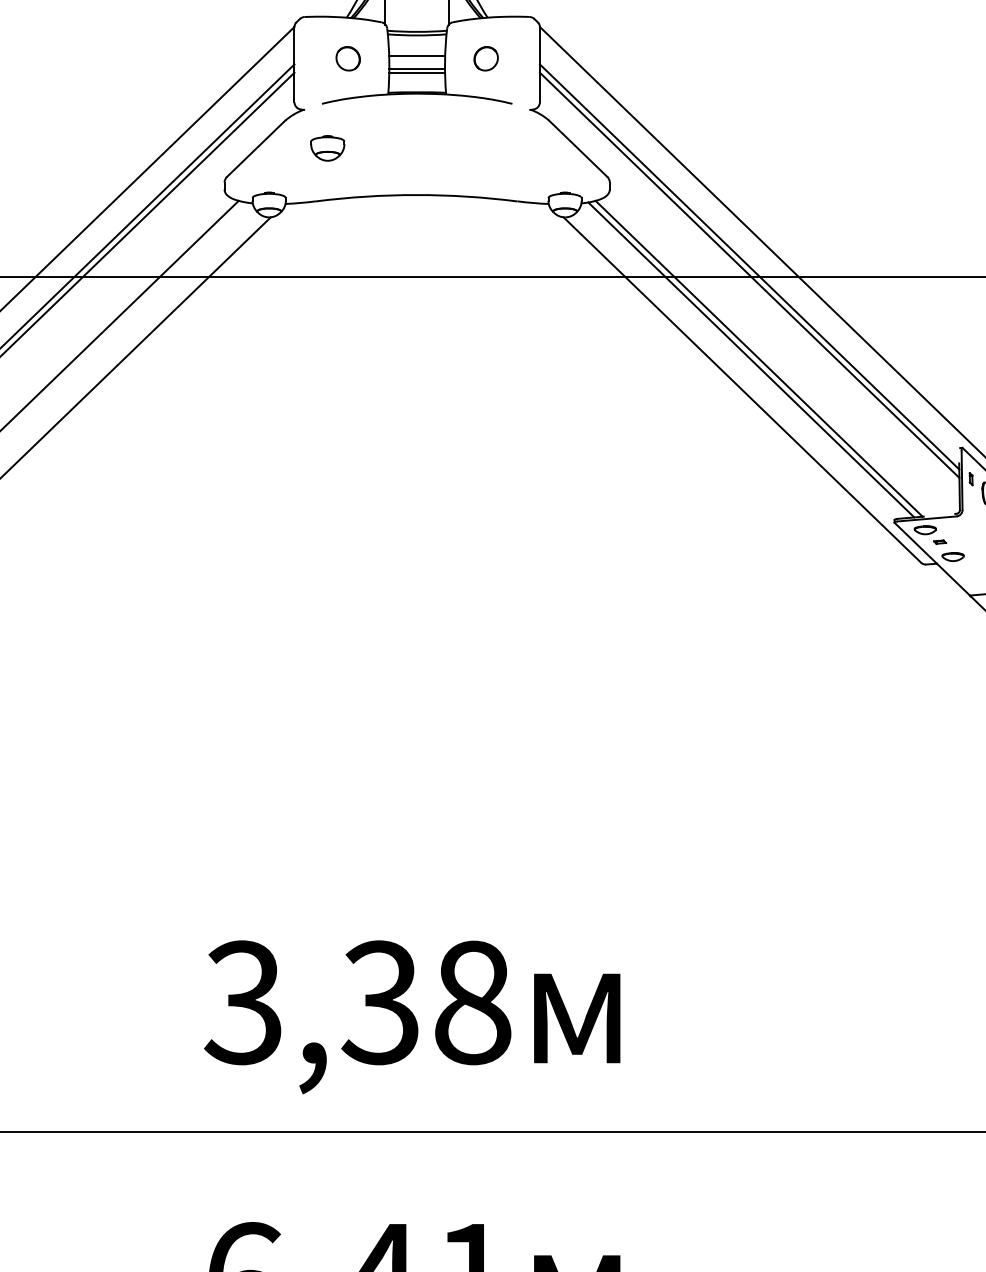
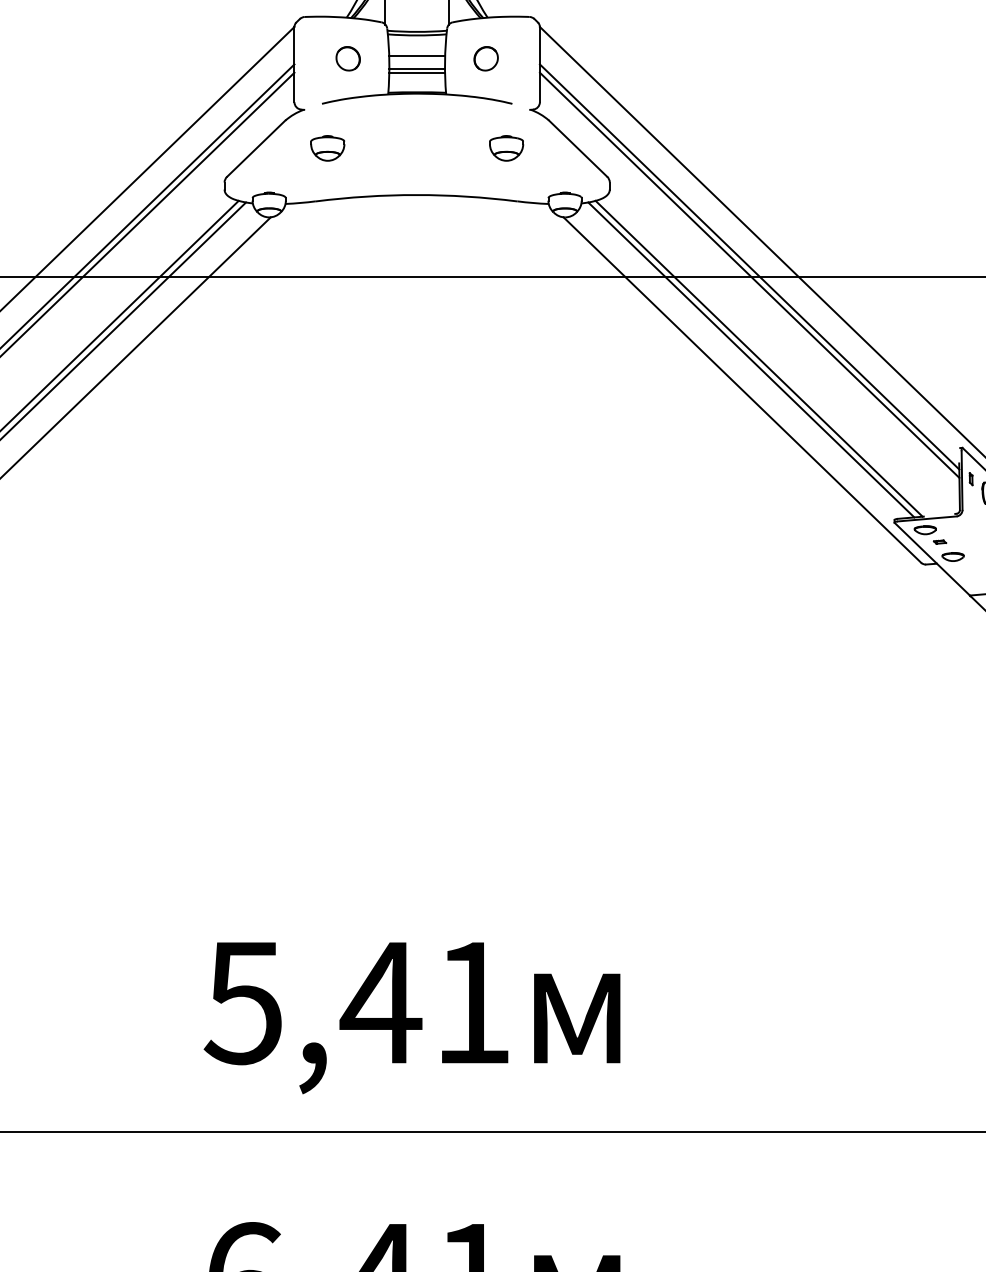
part: none -> present (506, 148)
line: none -> present (124, 320)
text: 3,38 -> 5,41 (357, 1002)
